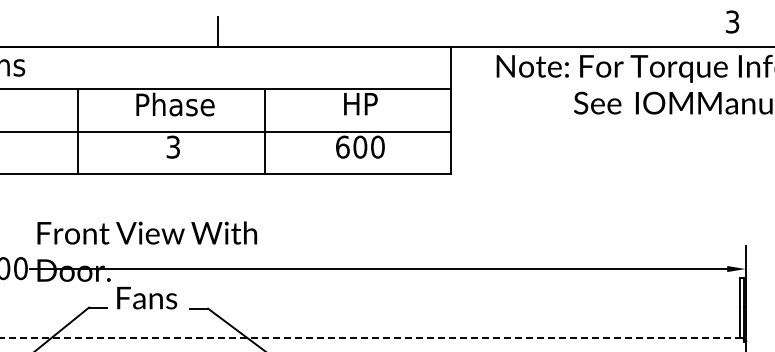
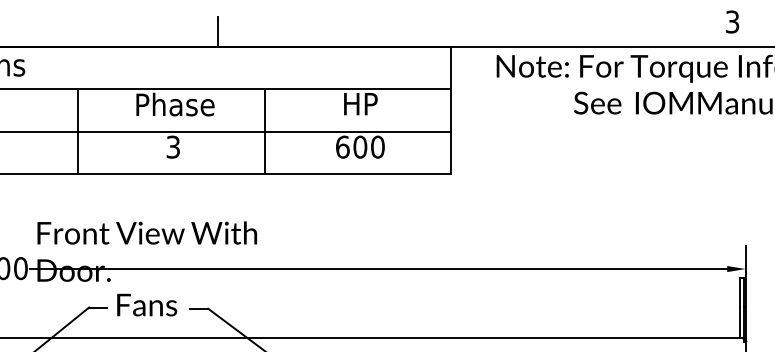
text position: (147, 297) -> (147, 304) (147, 304)
line: dashed -> solid (371, 337)
